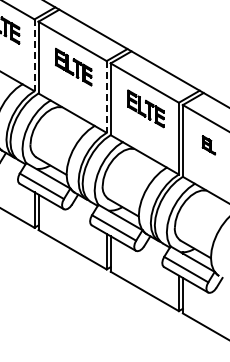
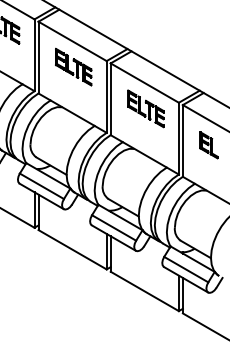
line: dashed -> solid (34, 55)
line: dashed -> solid (106, 96)
part size: 16x21 px -> 20x29 px (208, 145)
